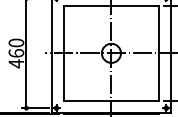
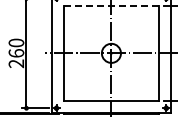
line: solid -> dashed (110, 6)
text: 460 -> 260 (16, 63)
